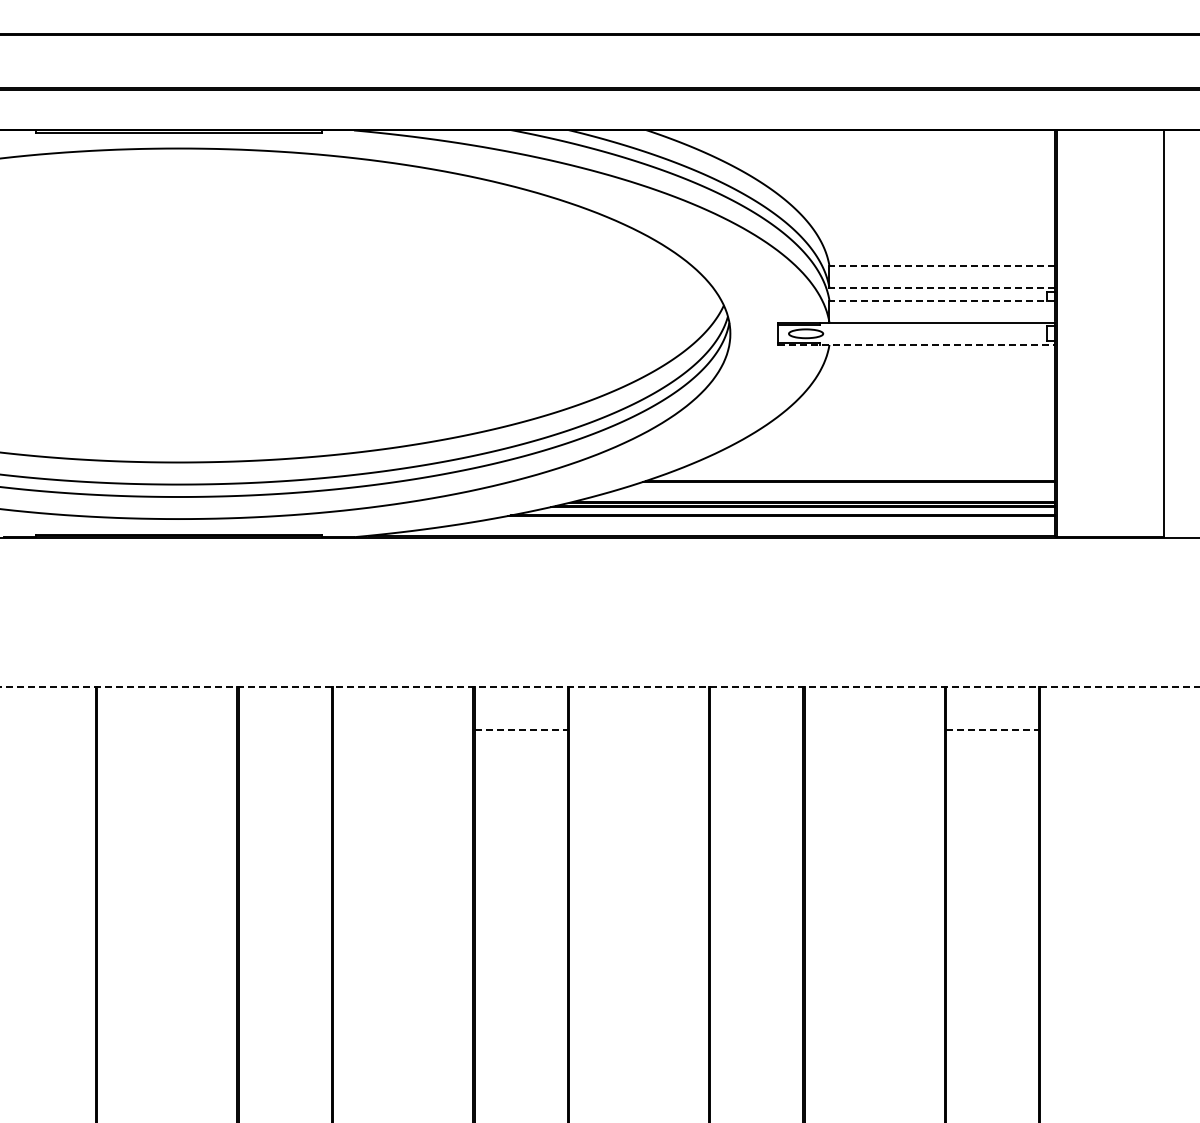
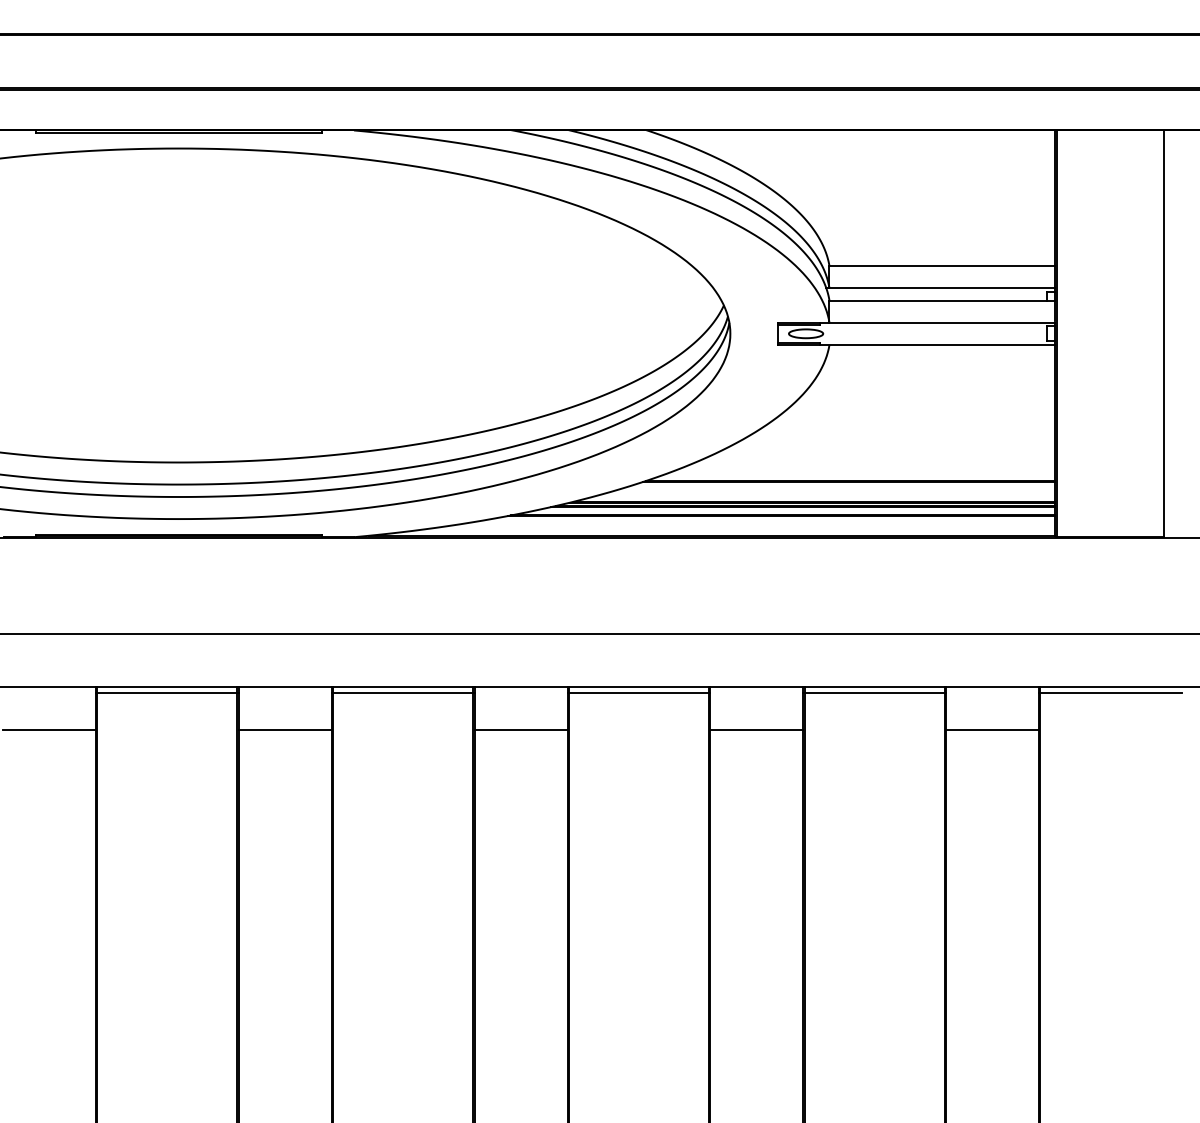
line: dashed -> solid (942, 266)
line: dashed -> solid (940, 288)
line: dashed -> solid (942, 300)
line: dashed -> solid (916, 344)
line: none -> present (599, 633)
line: dashed -> solid (600, 687)
line: none -> present (167, 693)
line: none -> present (402, 693)
line: none -> present (638, 693)
line: none -> present (874, 693)
line: none -> present (1109, 693)
line: none -> present (49, 730)
line: none -> present (284, 730)
line: dashed -> solid (521, 730)
line: none -> present (756, 730)
line: dashed -> solid (993, 730)
